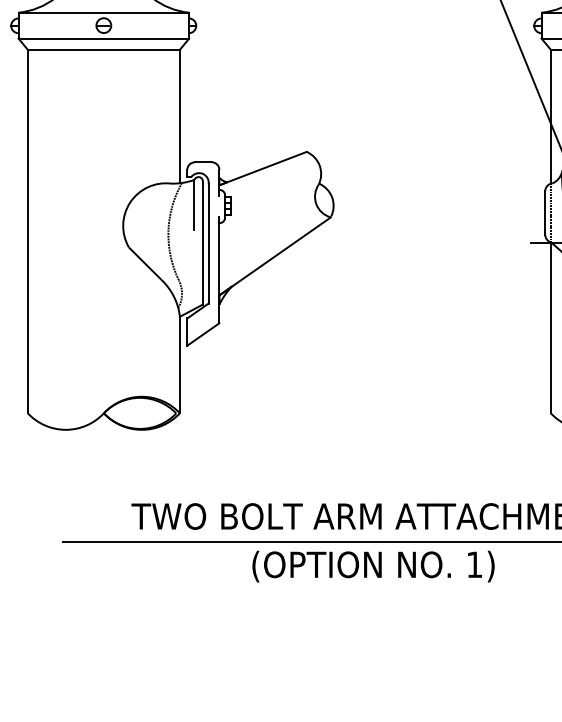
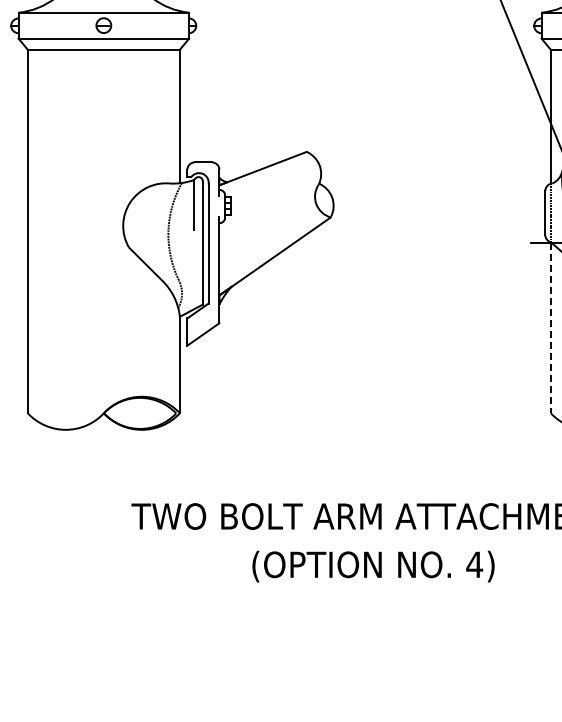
line: solid -> dashed (550, 328)
line: present -> none (310, 542)
text: 1) -> 4) (474, 564)
